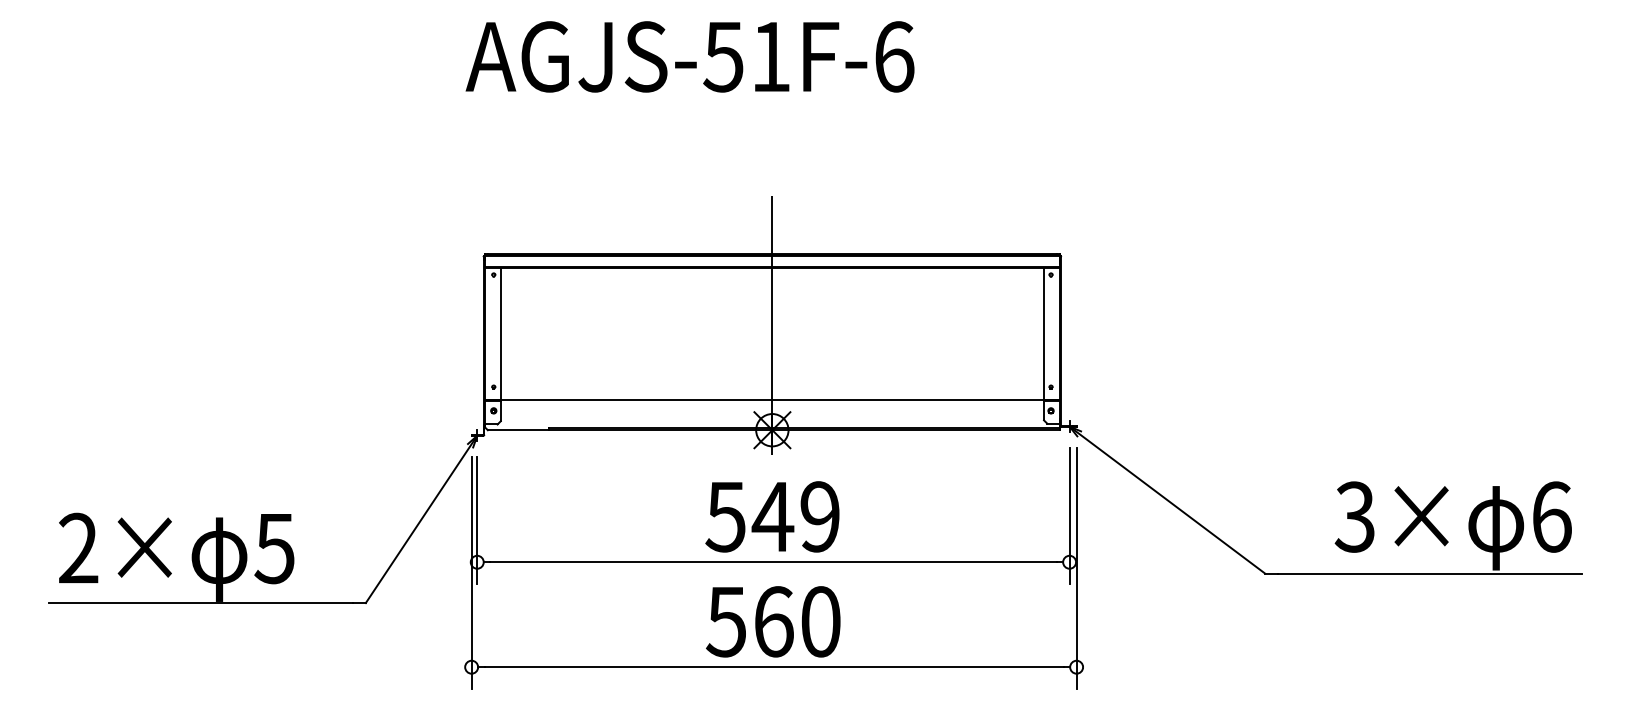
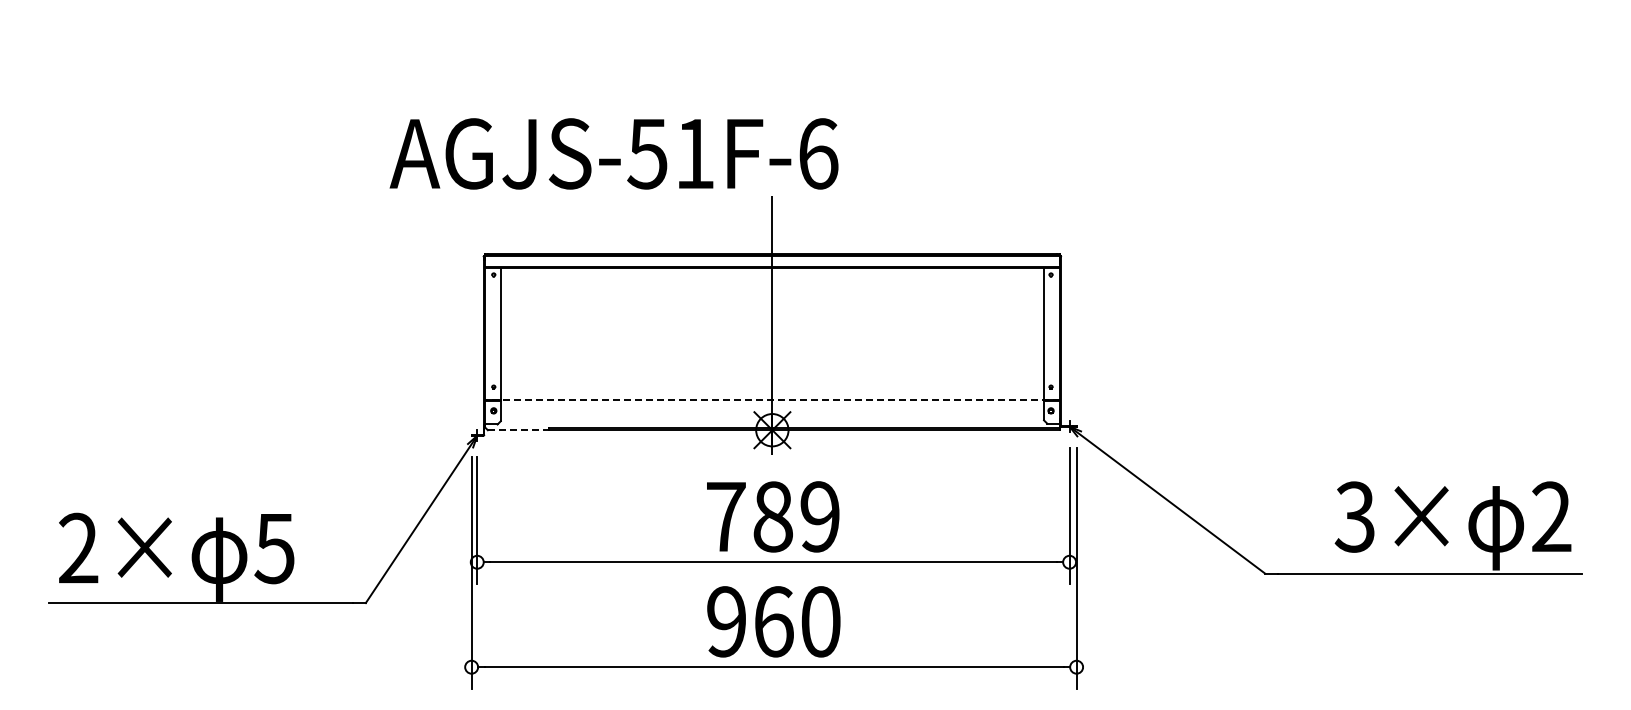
text position: (689, 56) -> (613, 153) (613, 153)
line: solid -> dashed (771, 400)
line: solid -> dashed (518, 430)
text: 549 -> 789 (749, 516)
text: 6 -> 2 (1551, 516)
text: 560 -> 960 (725, 621)
